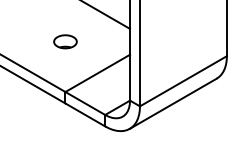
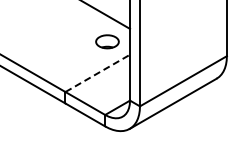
part position: (65, 41) -> (107, 41) (107, 41)
line: solid -> dashed (98, 73)
